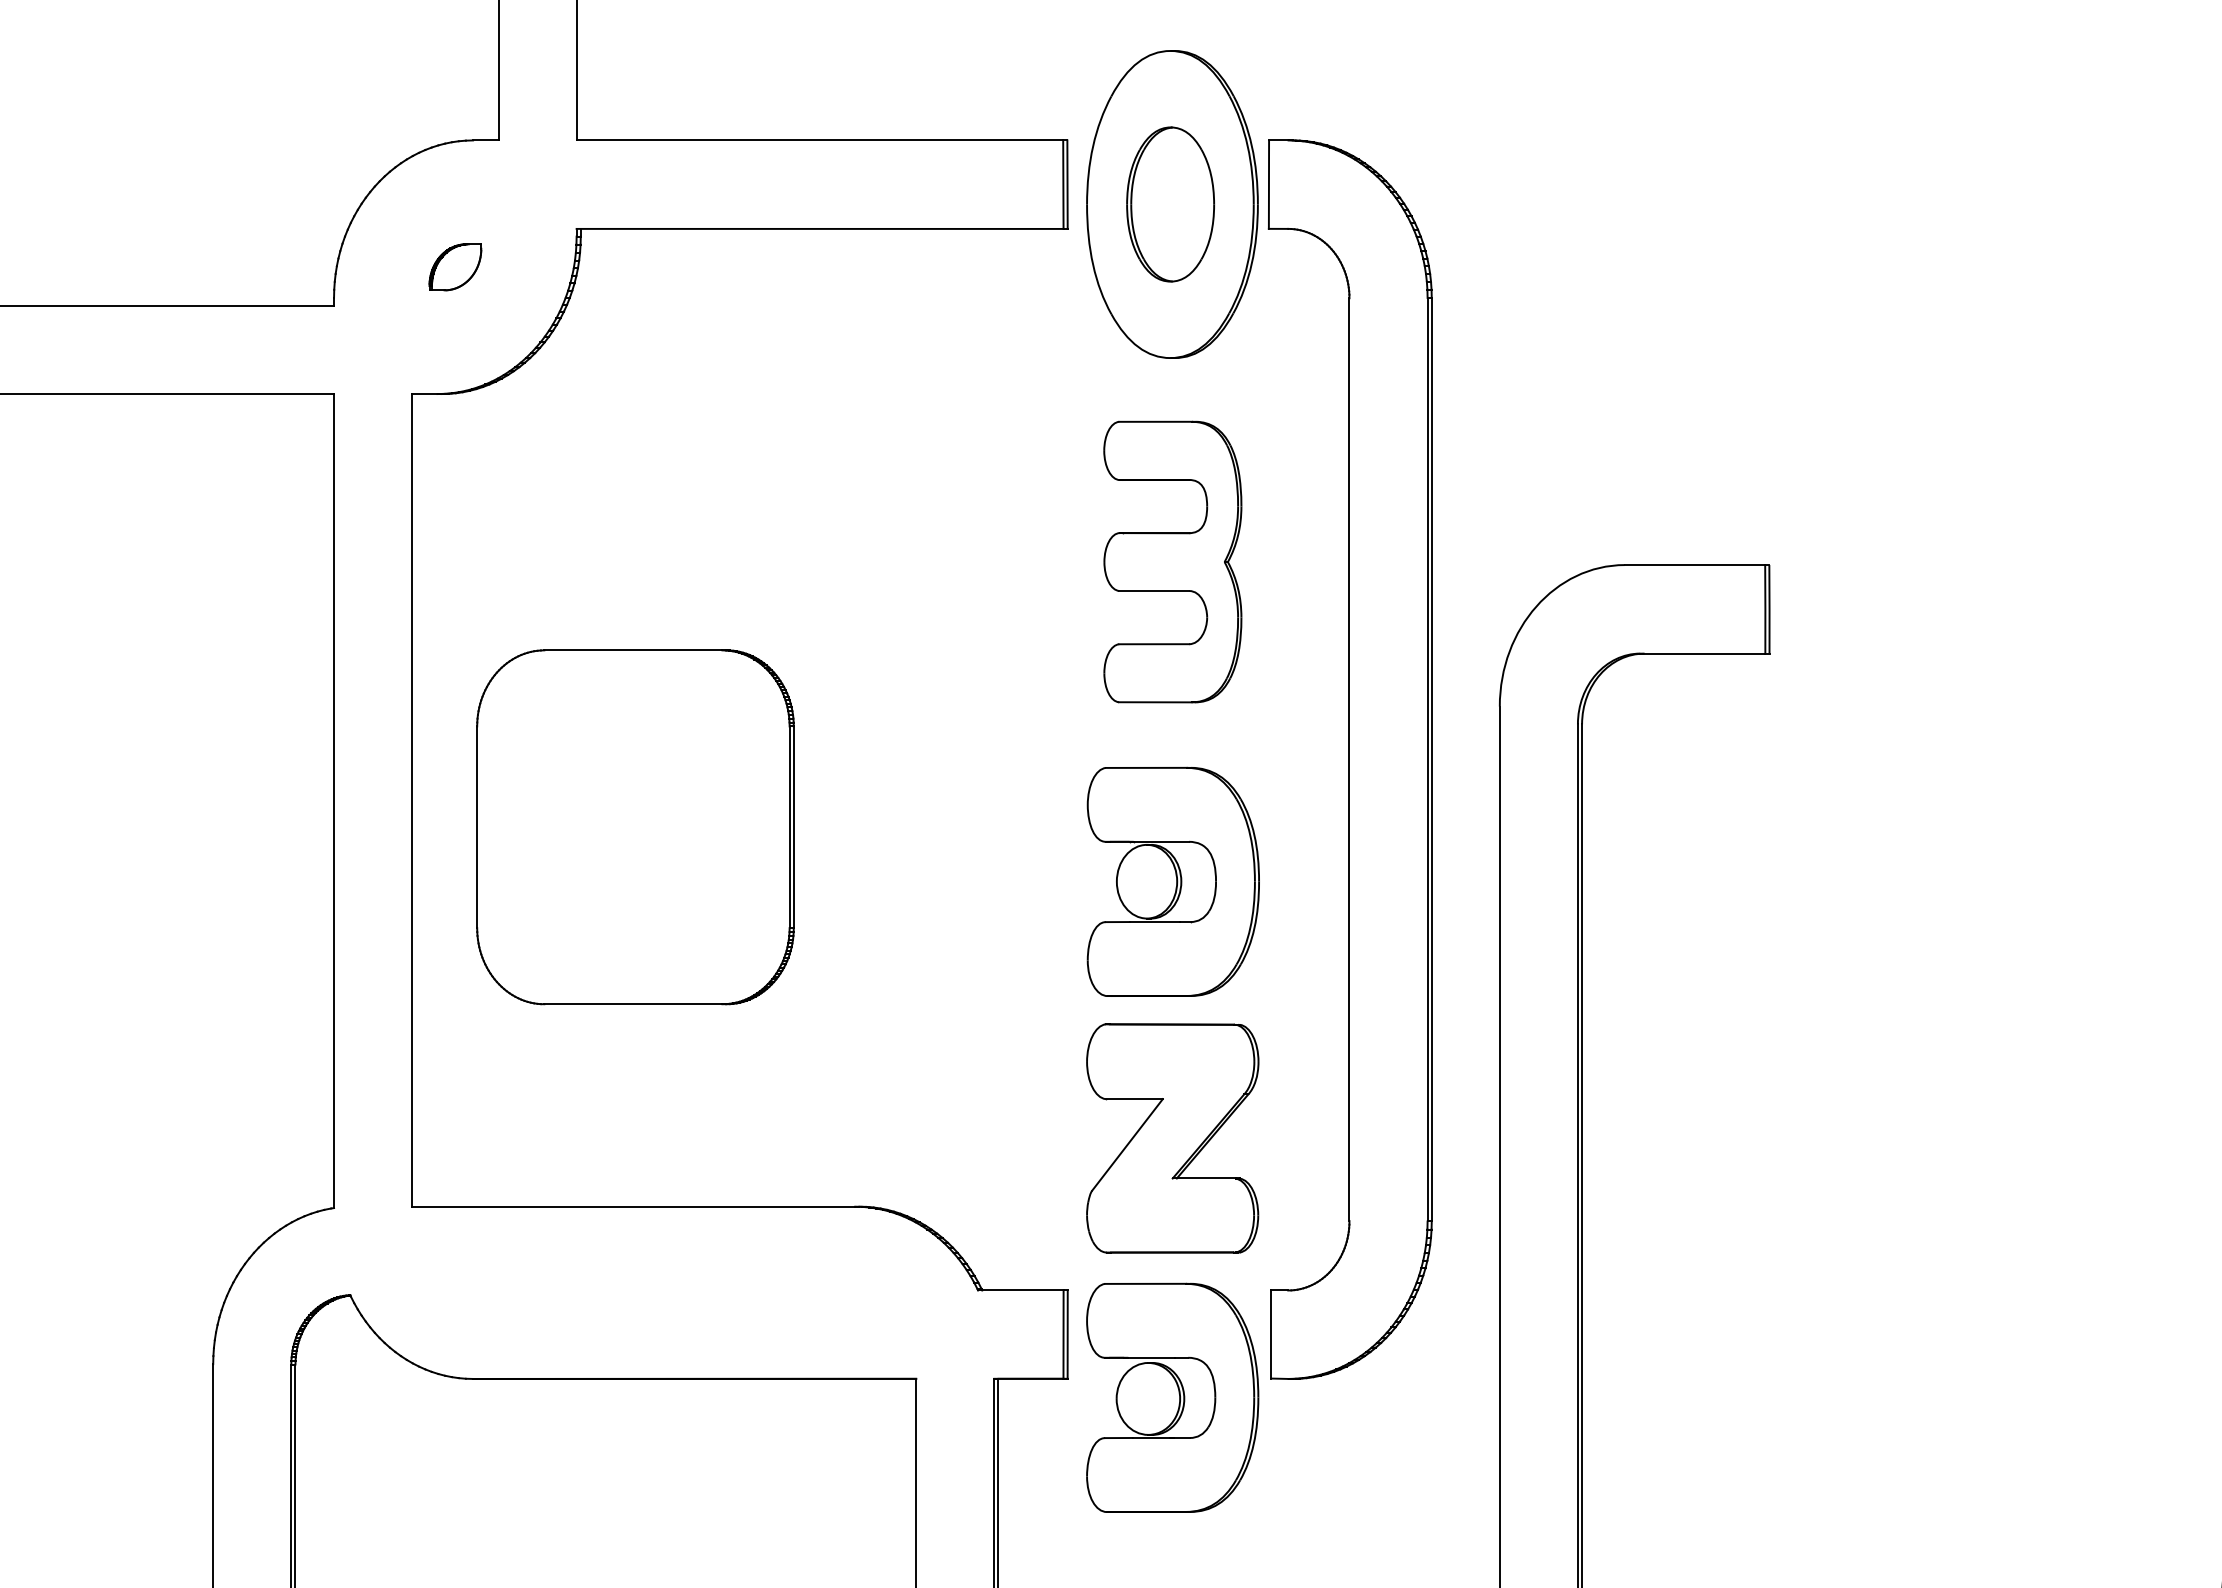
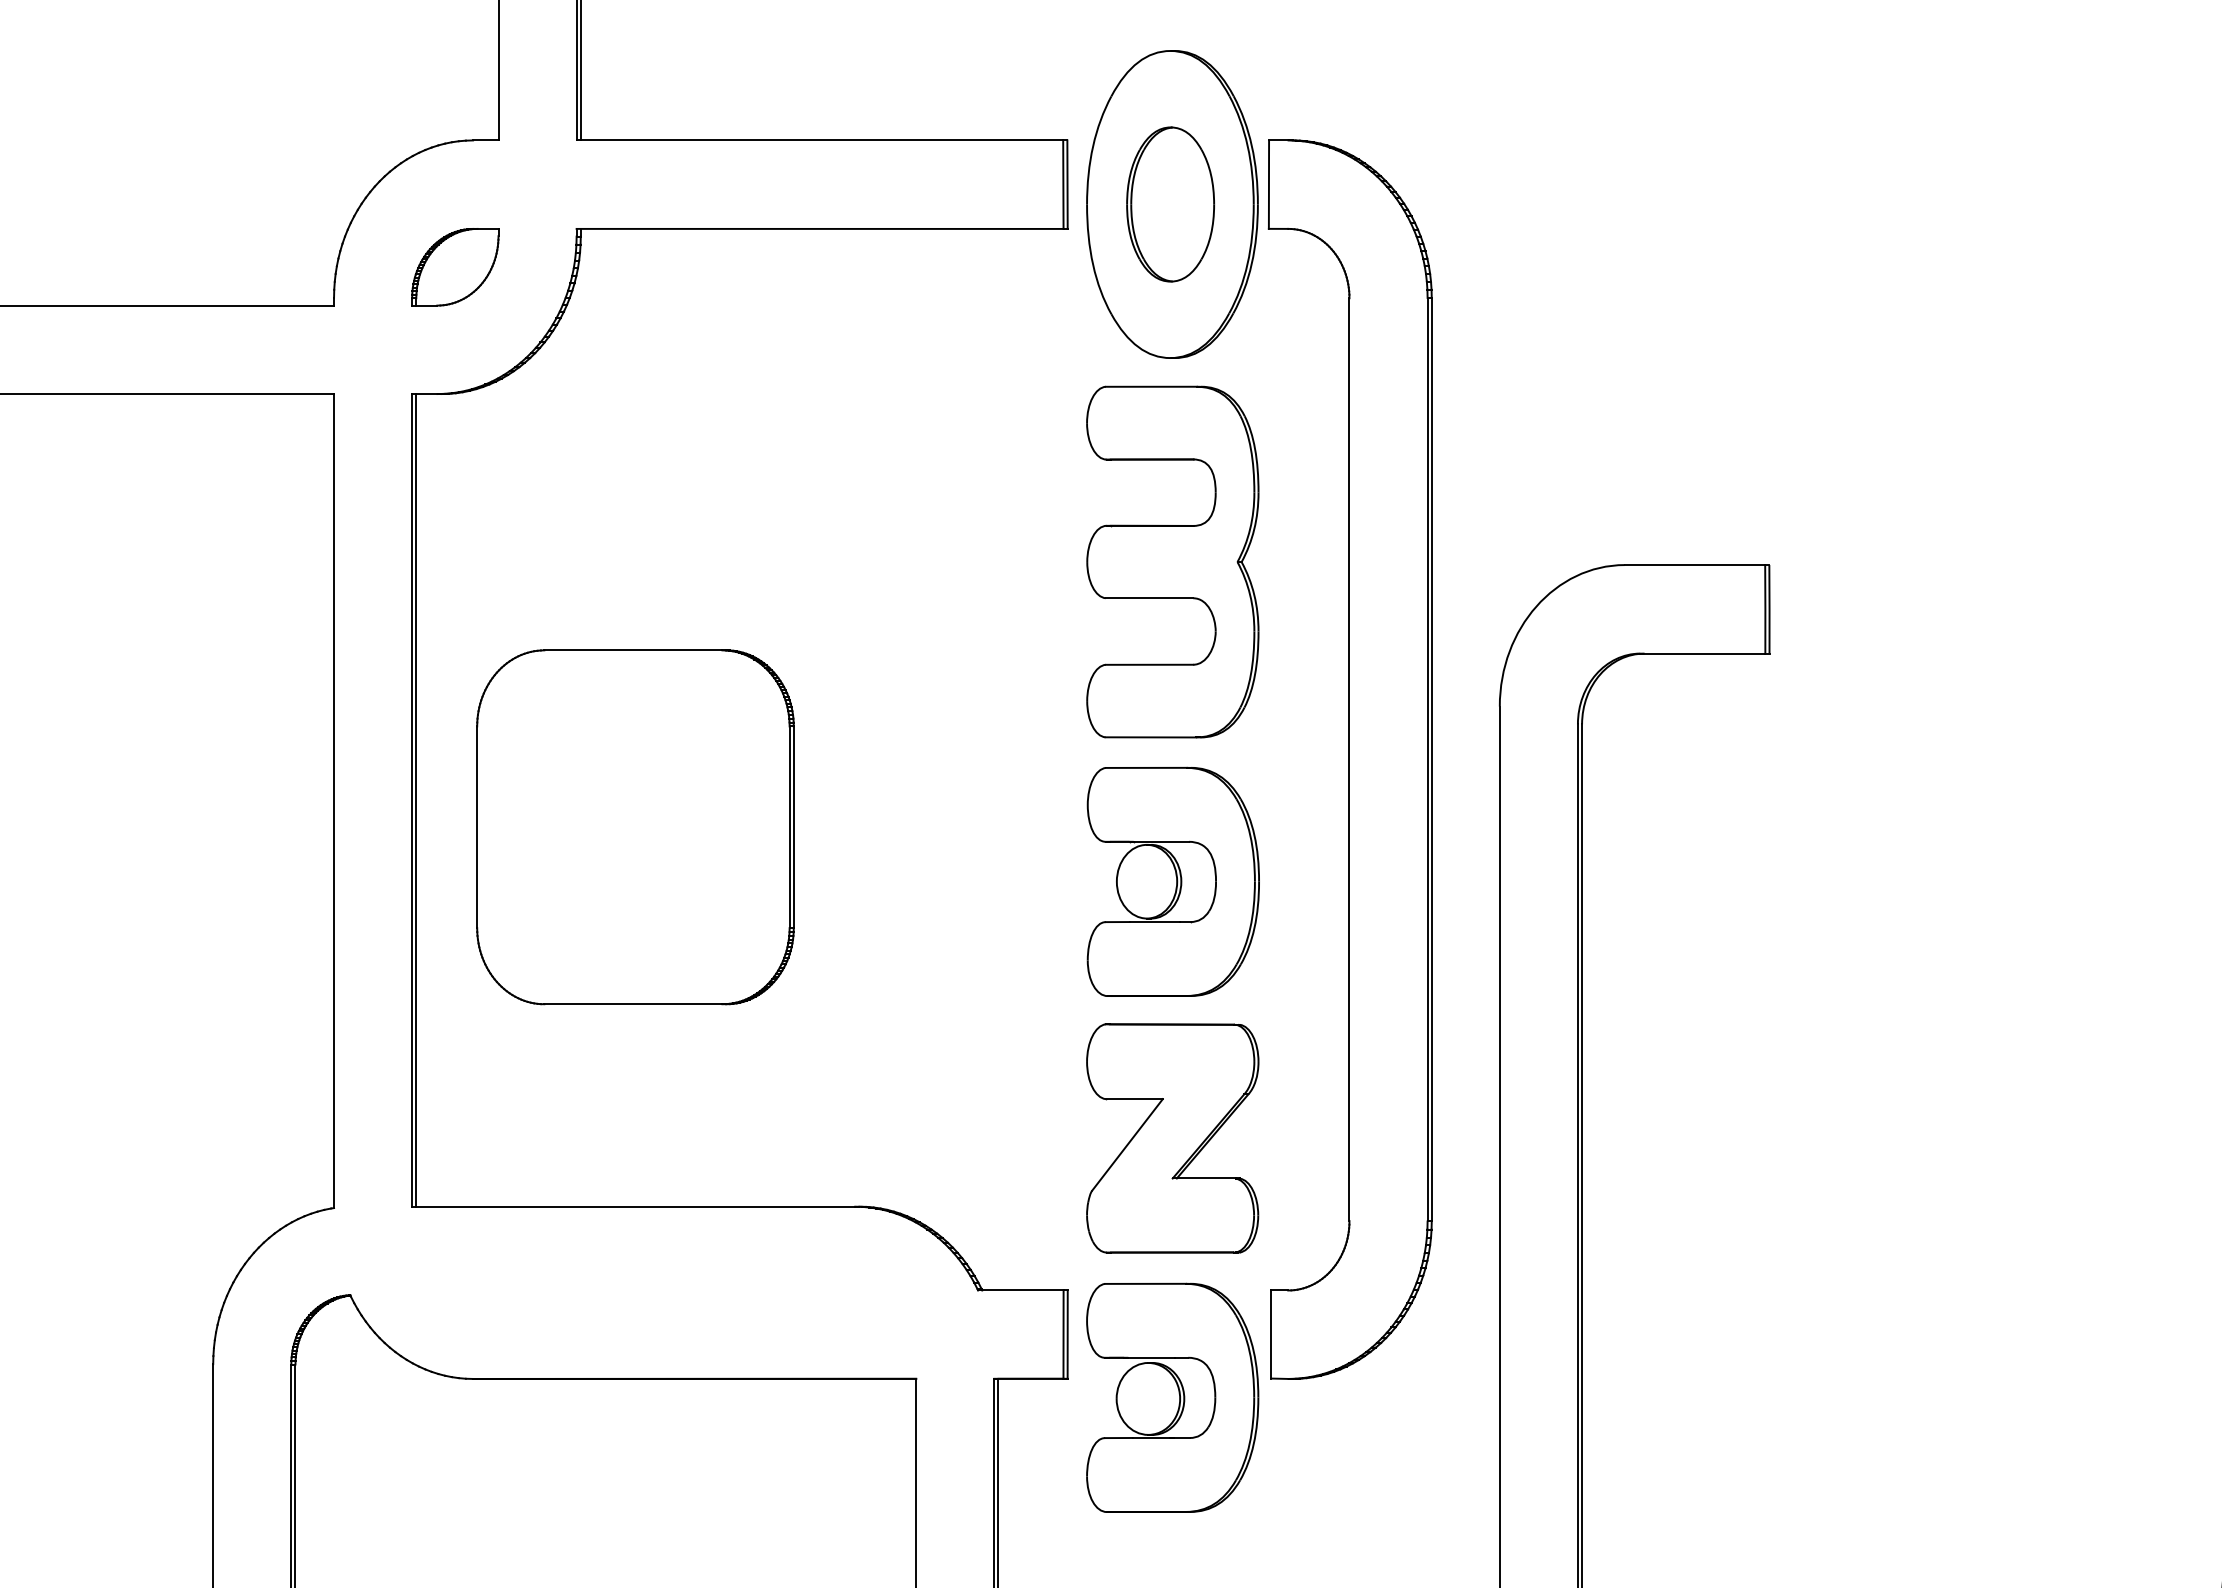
line: none -> present (580, 71)
part size: 55x49 px -> 89x79 px (455, 267)
part size: 140x284 px -> 174x354 px (1172, 561)
line: none -> present (416, 800)
